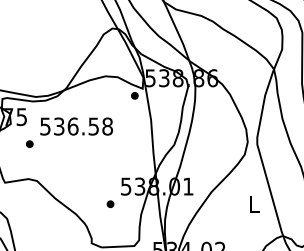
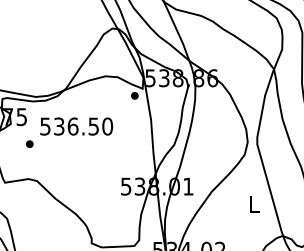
text: 536.58 -> 536.50 (107, 126)
part: present -> none (110, 204)
